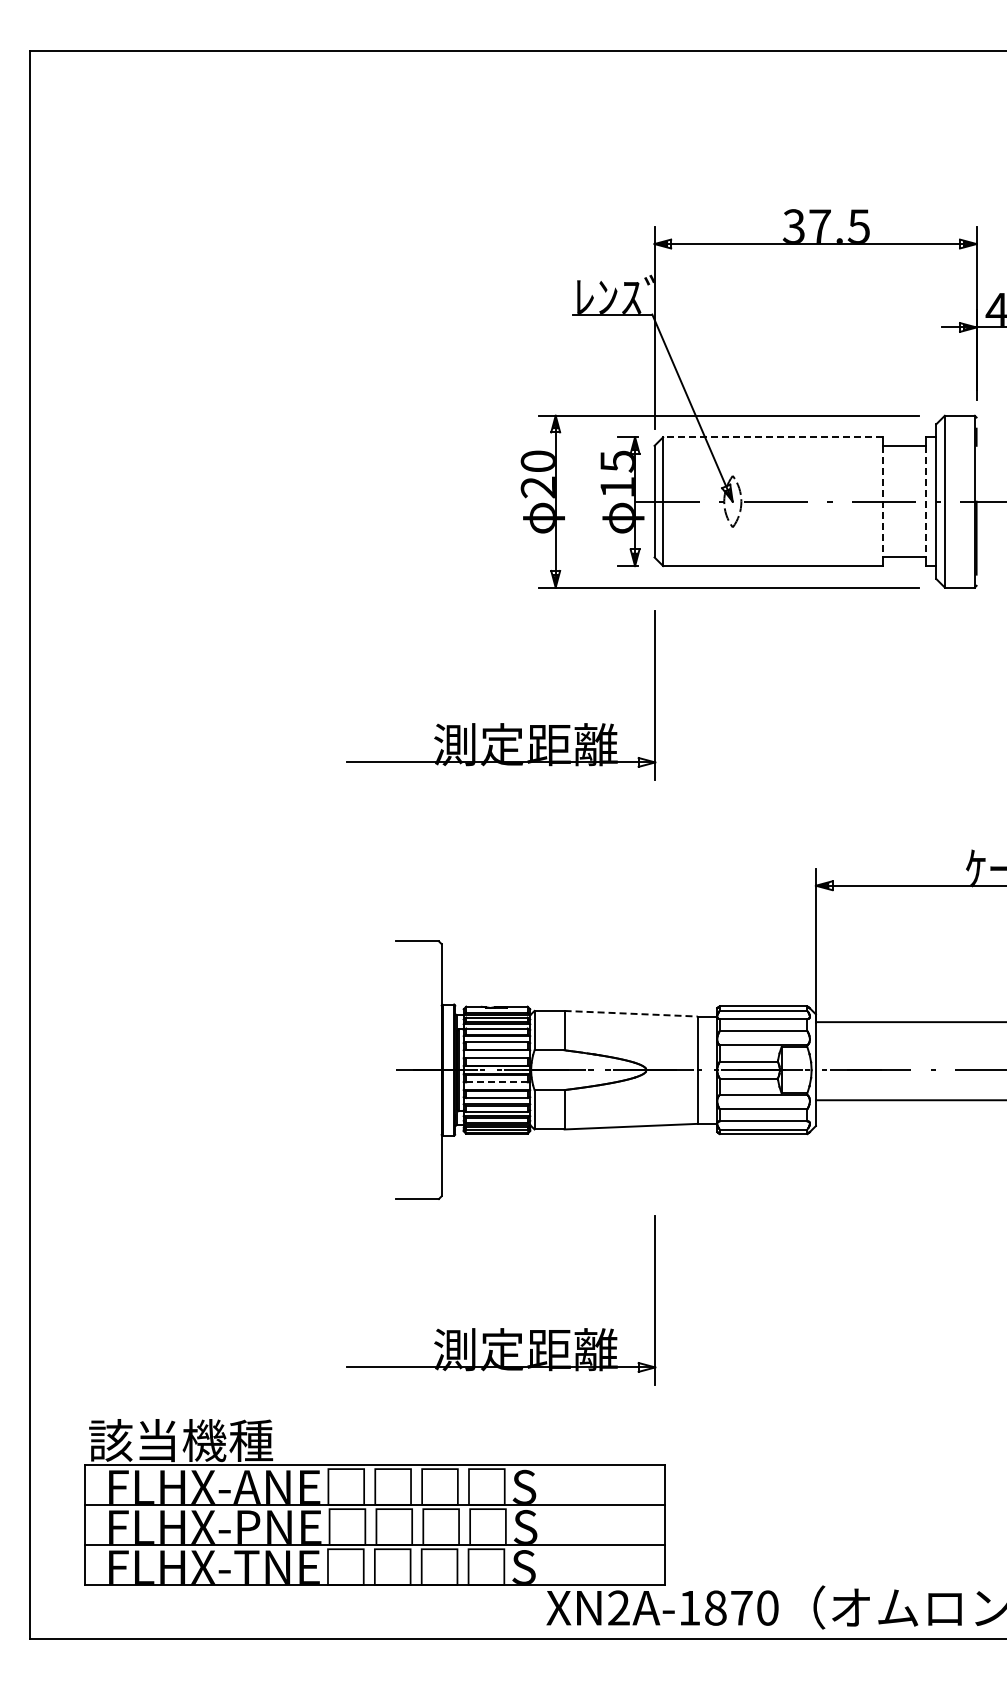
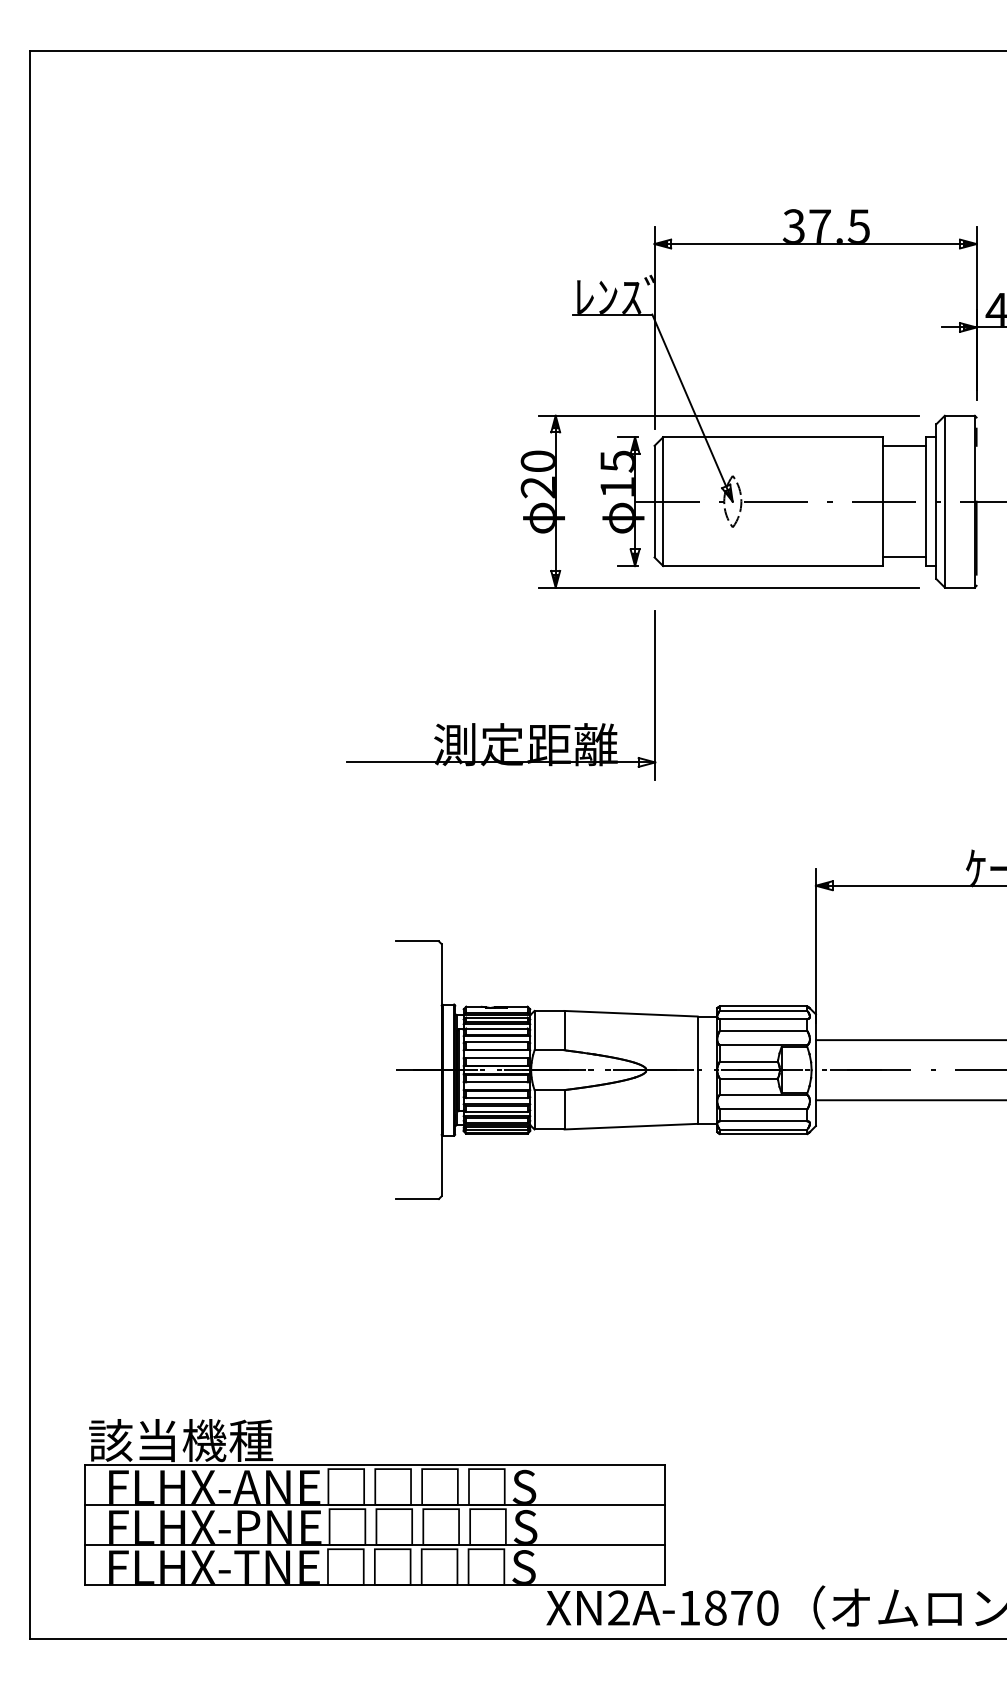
line: dashed -> solid (773, 437)
line: dashed -> solid (882, 501)
line: dashed -> solid (925, 501)
line: dashed -> solid (631, 1013)
line position: (909, 1022) -> (909, 1040) (909, 1040)
line: dashed -> solid (496, 1082)
part: present -> none (501, 1328)
